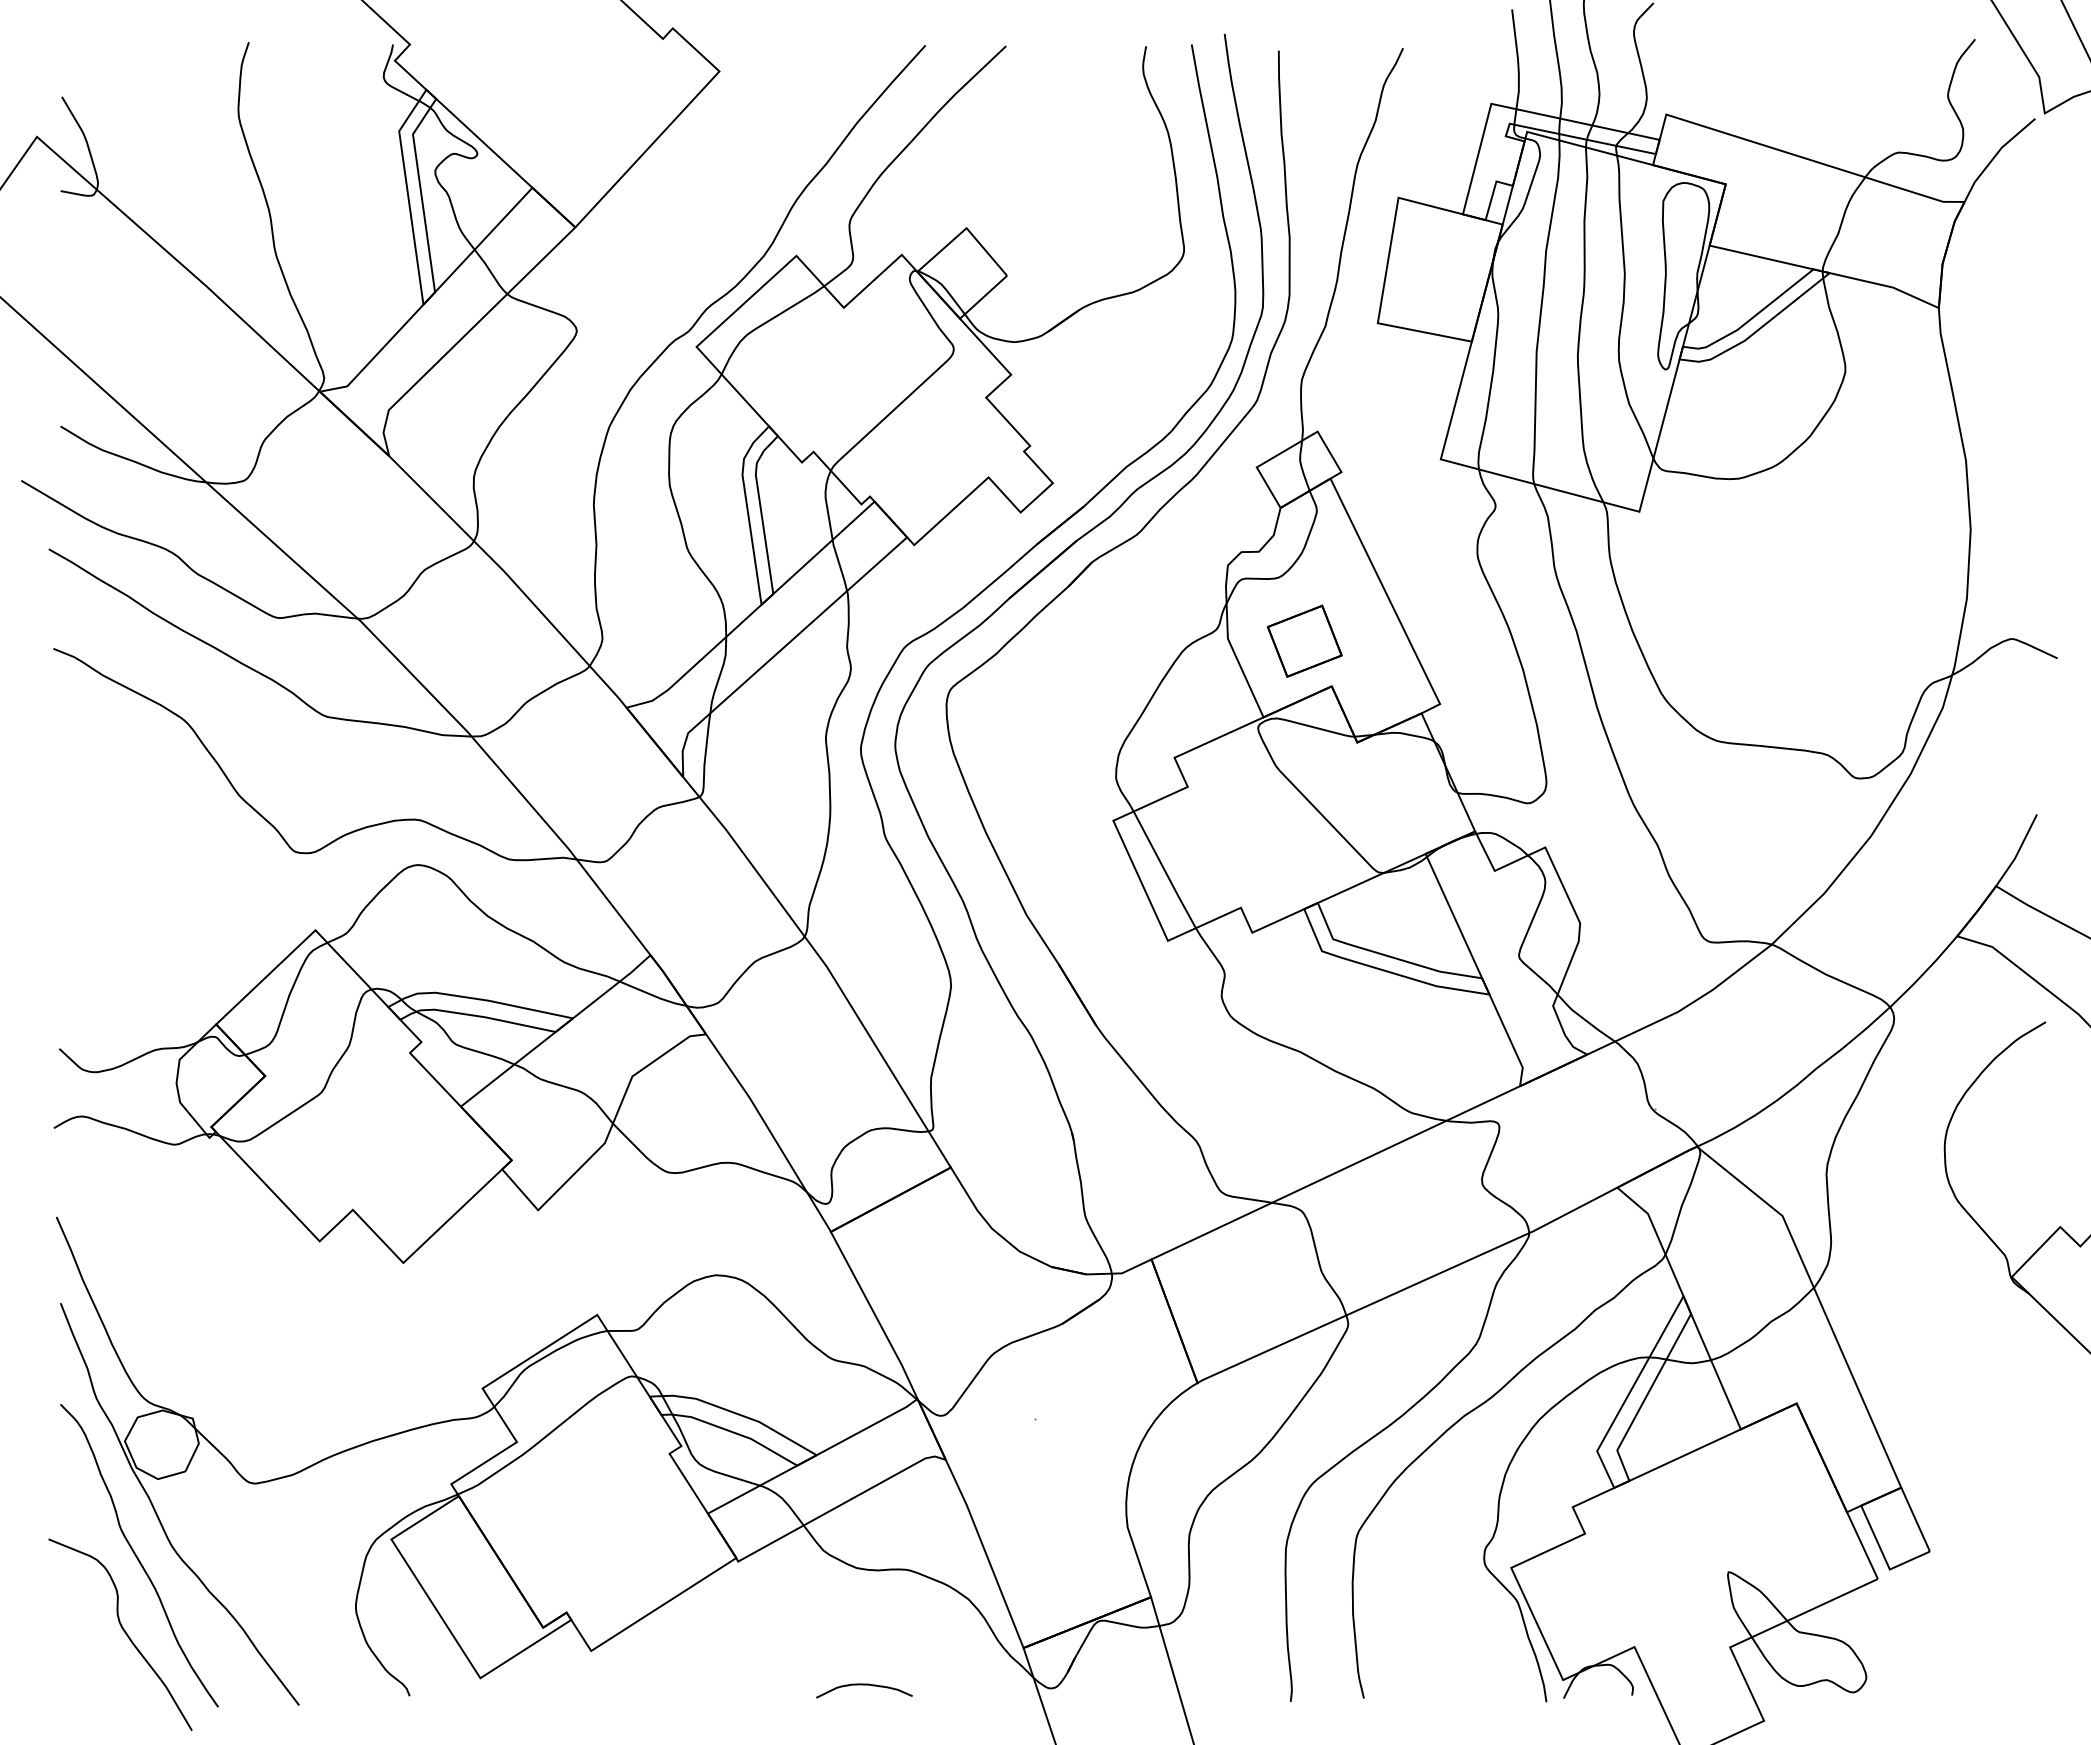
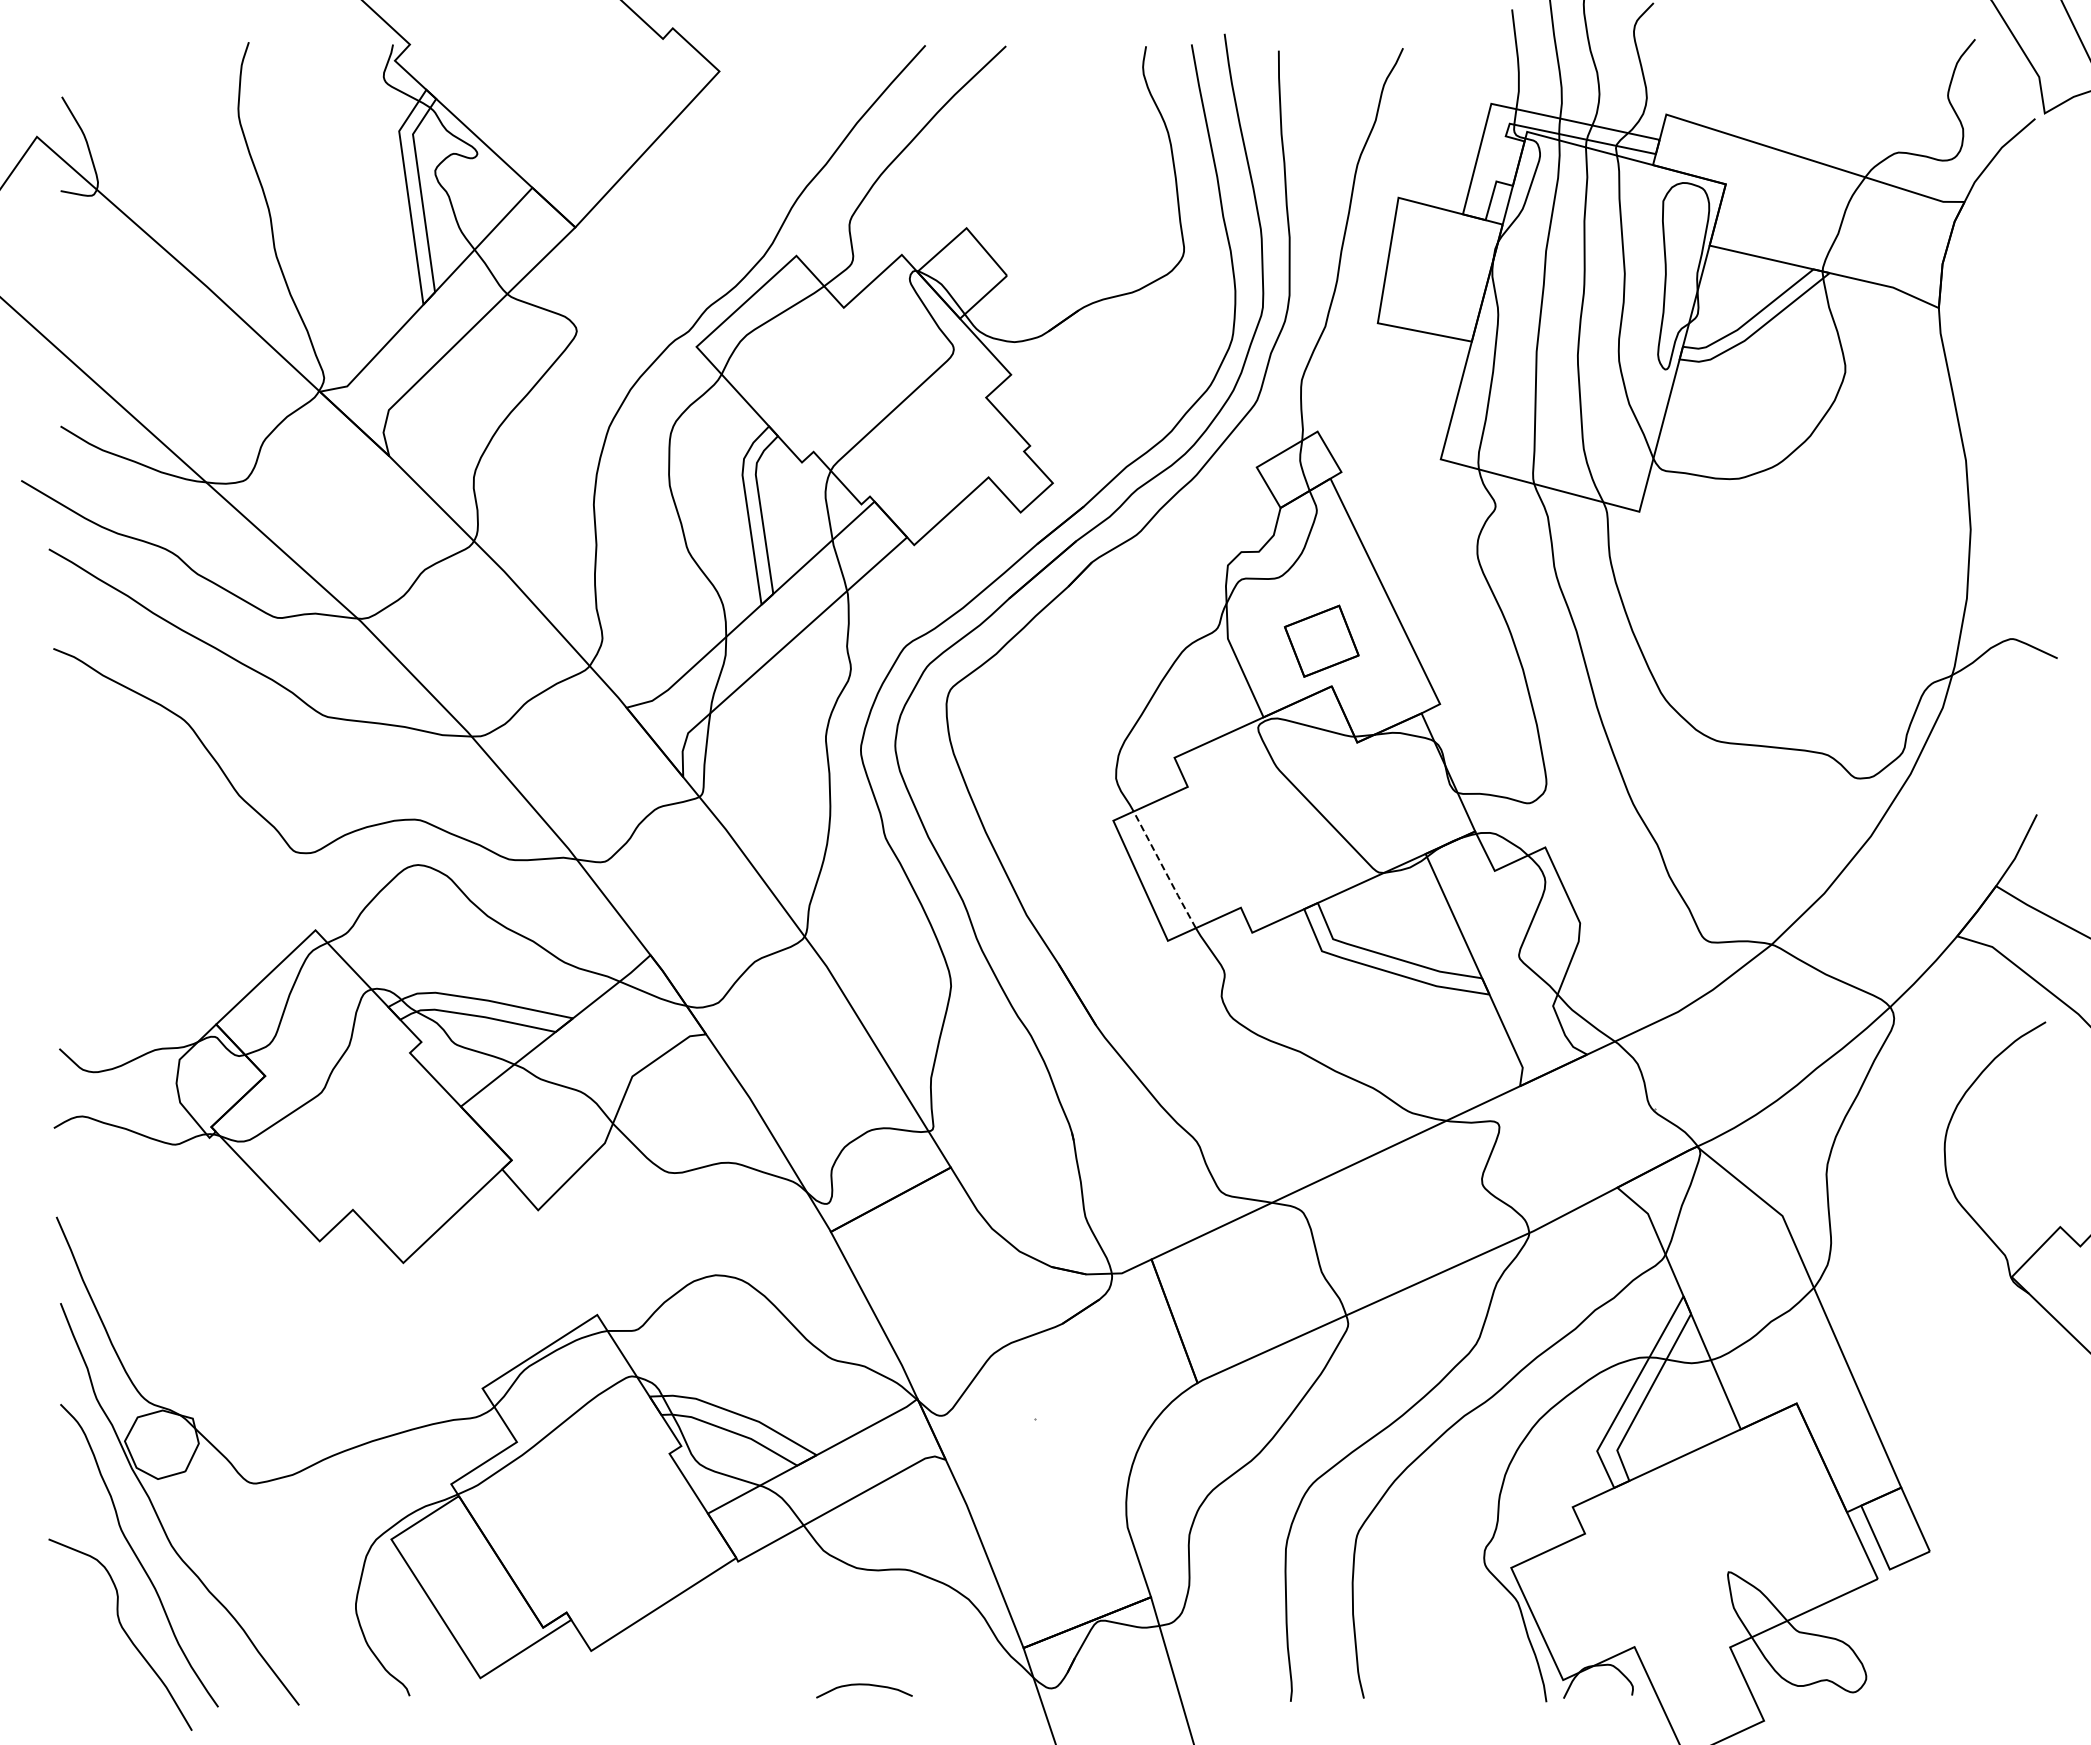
part position: (1304, 640) -> (1321, 640) (1321, 640)
line: solid -> dashed (1164, 870)
